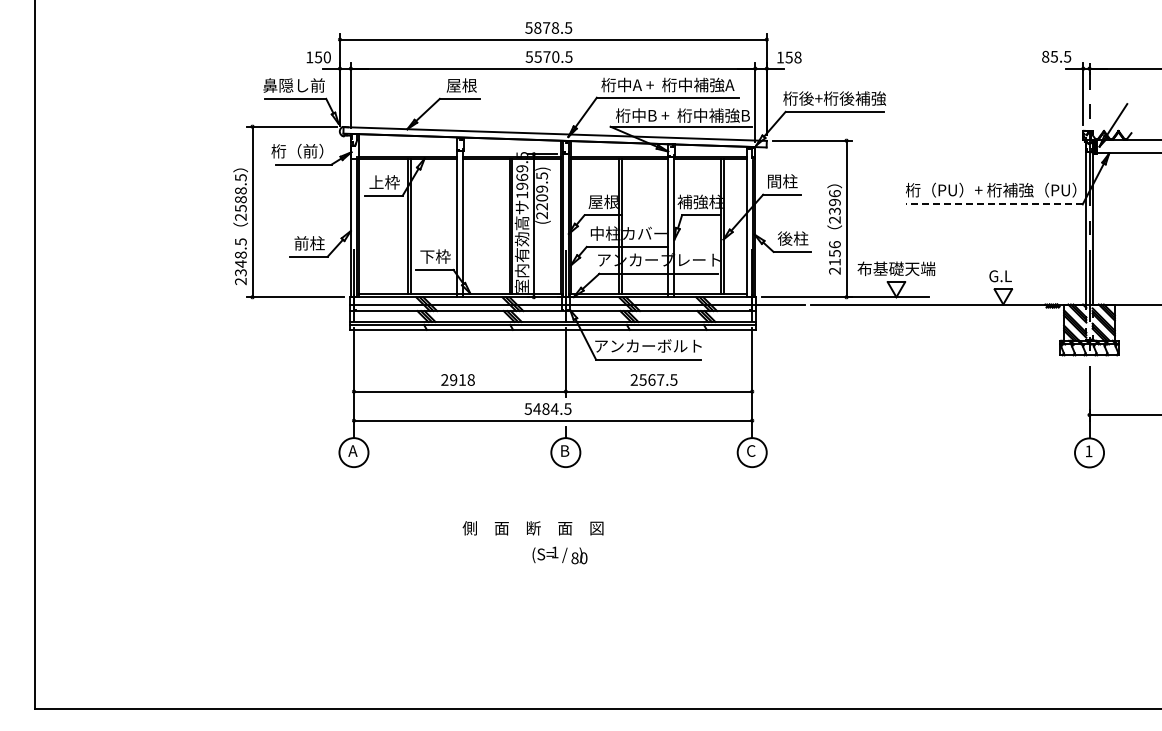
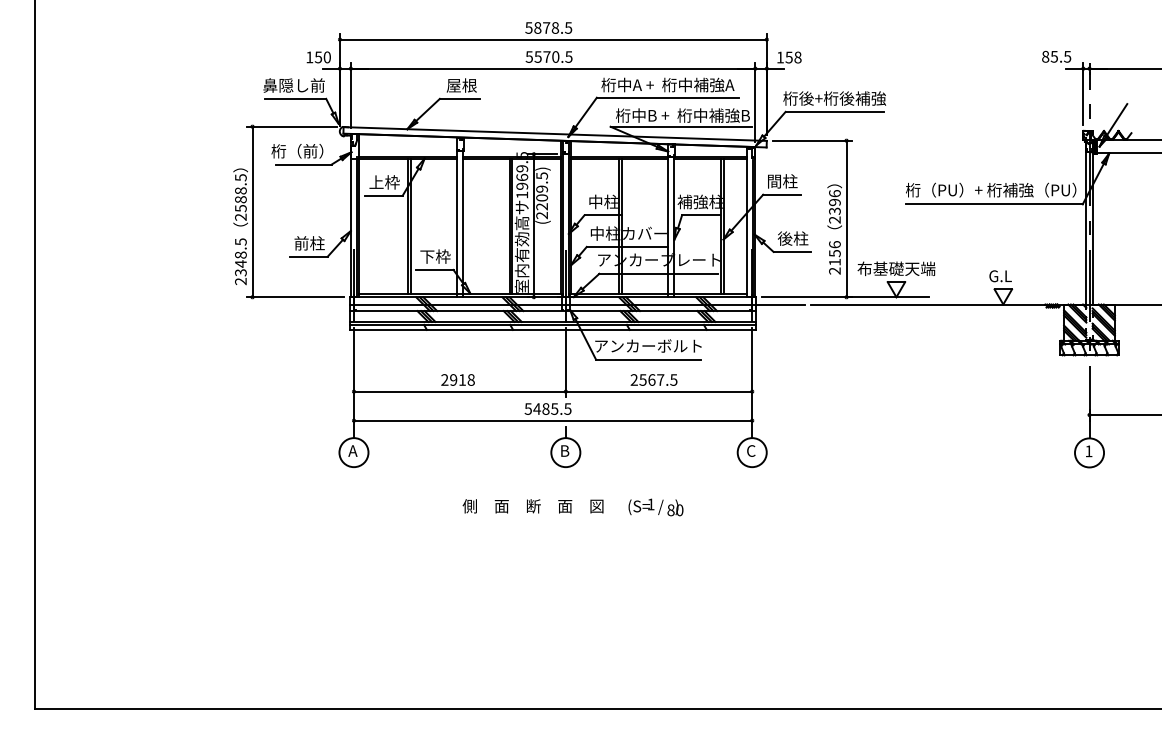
text: 屋根 -> 中柱 (602, 201)
line: dashed -> solid (994, 204)
text: 5484.5 -> 5485.5 (554, 408)
text position: (532, 528) -> (532, 506) (532, 506)
text position: (559, 555) -> (655, 507) (655, 507)
